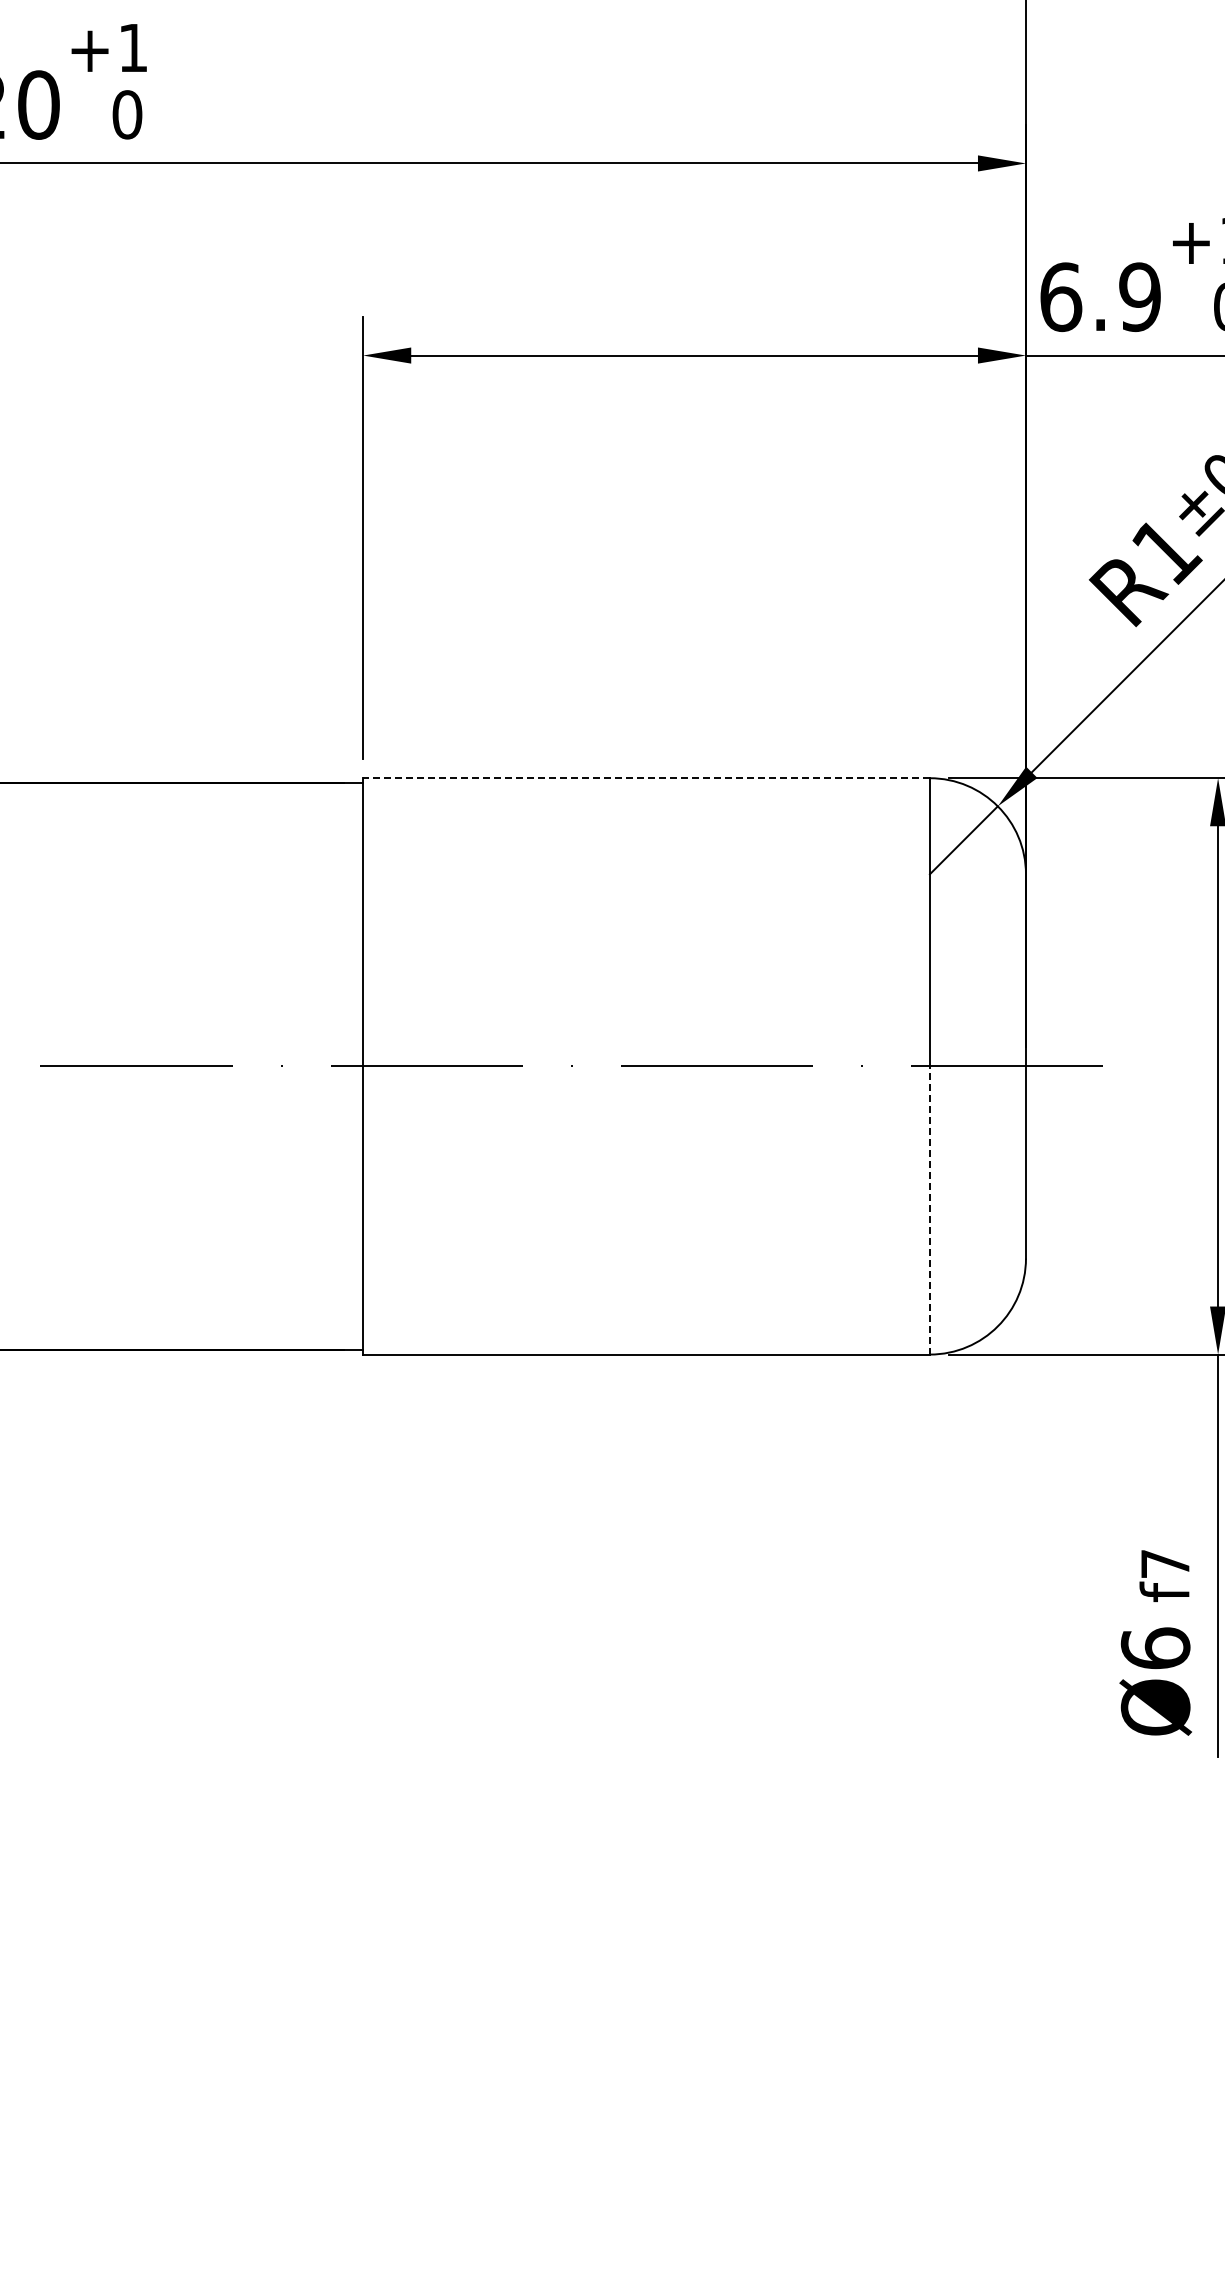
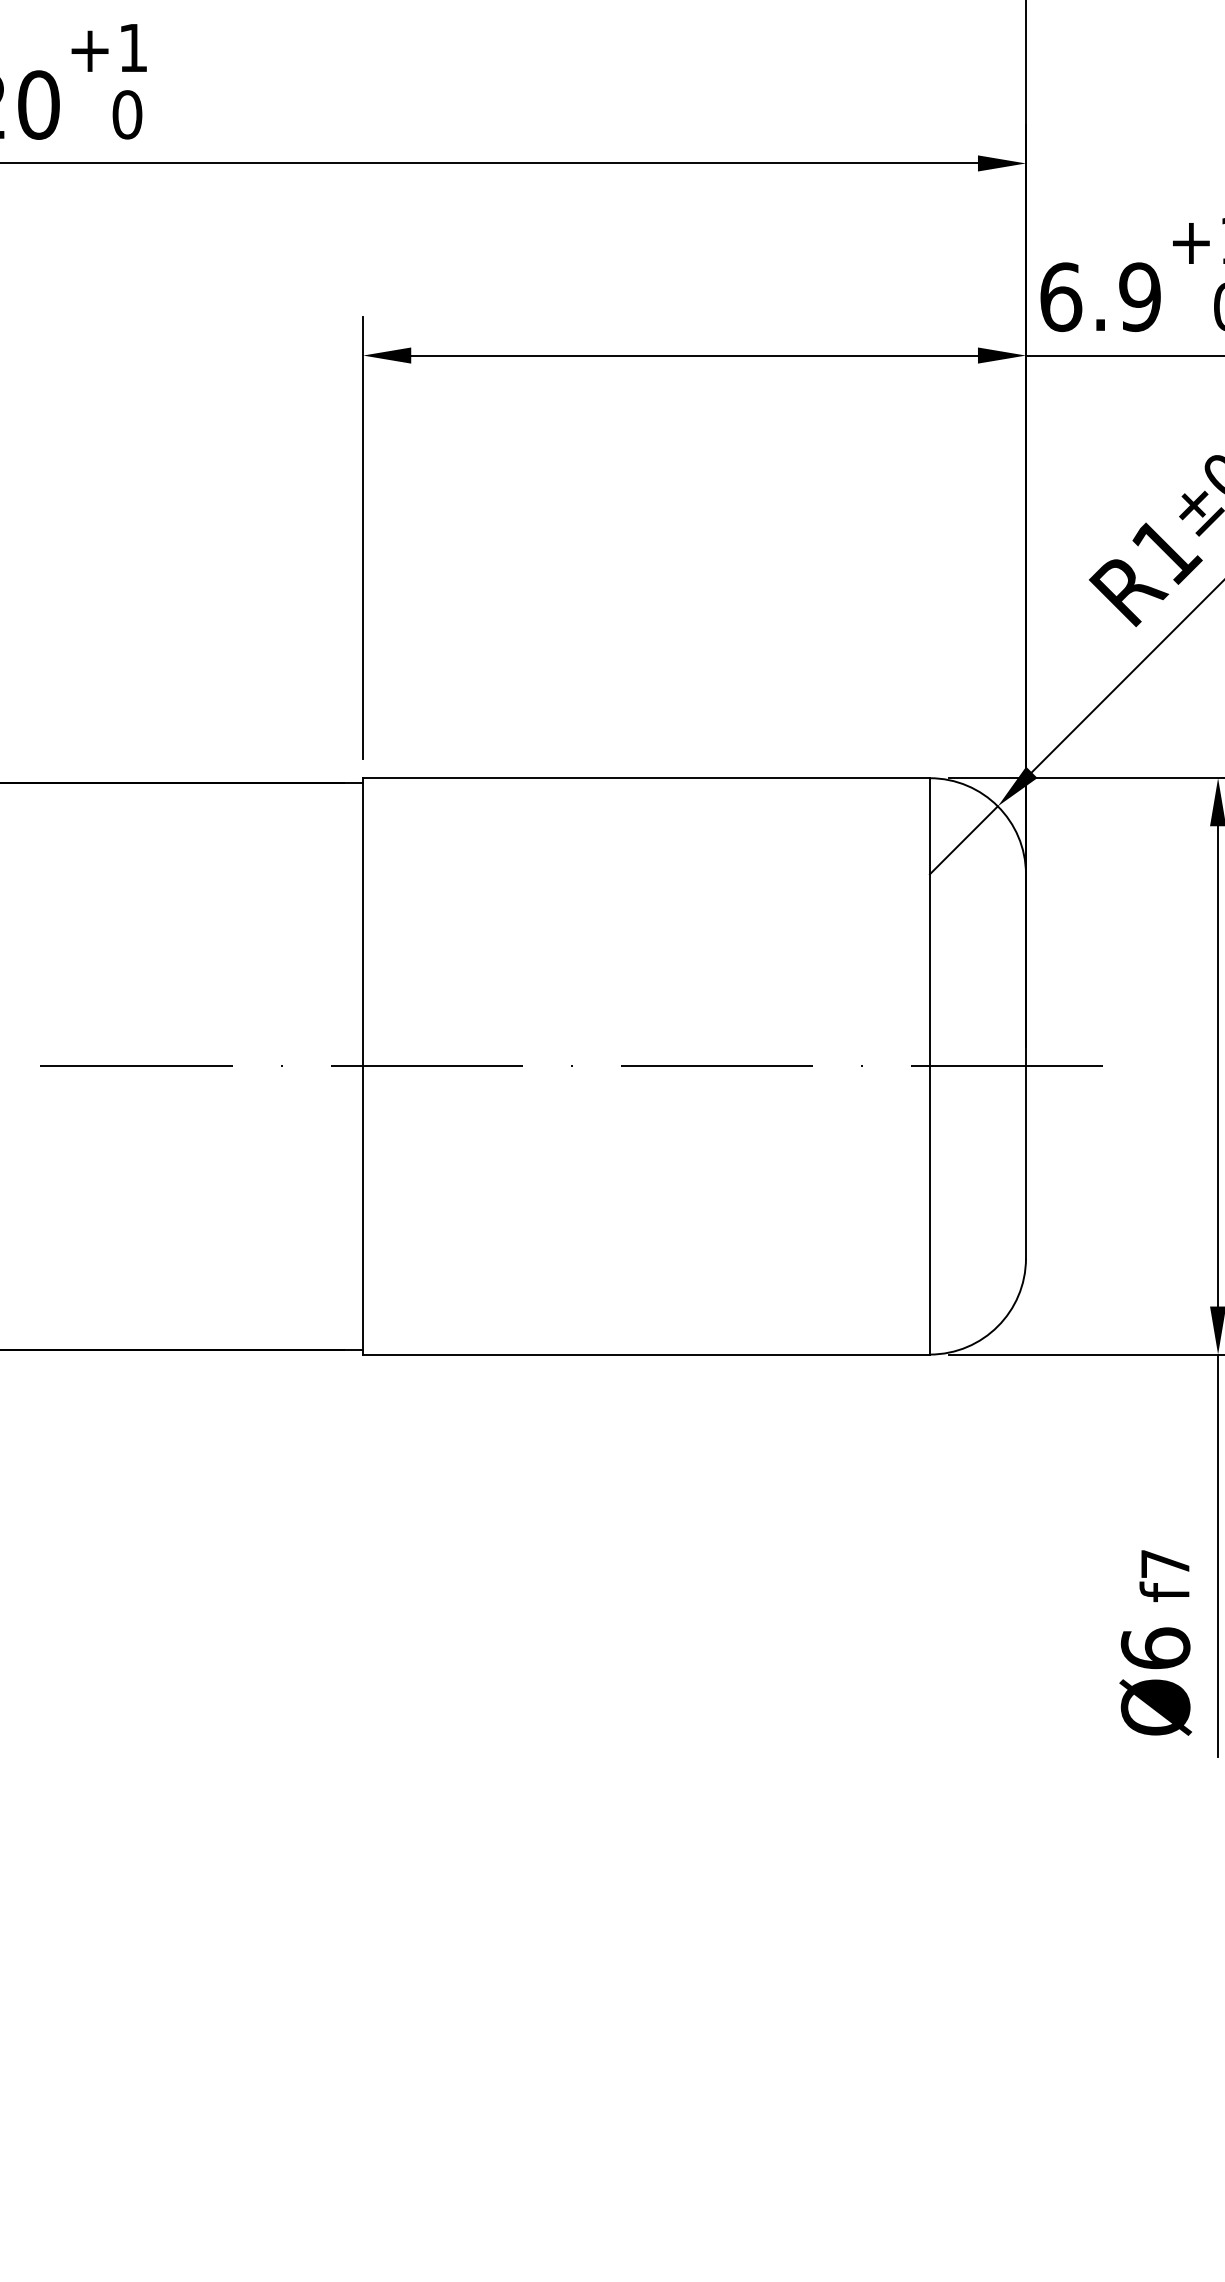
line: dashed -> solid (646, 778)
line: dashed -> solid (929, 1209)
